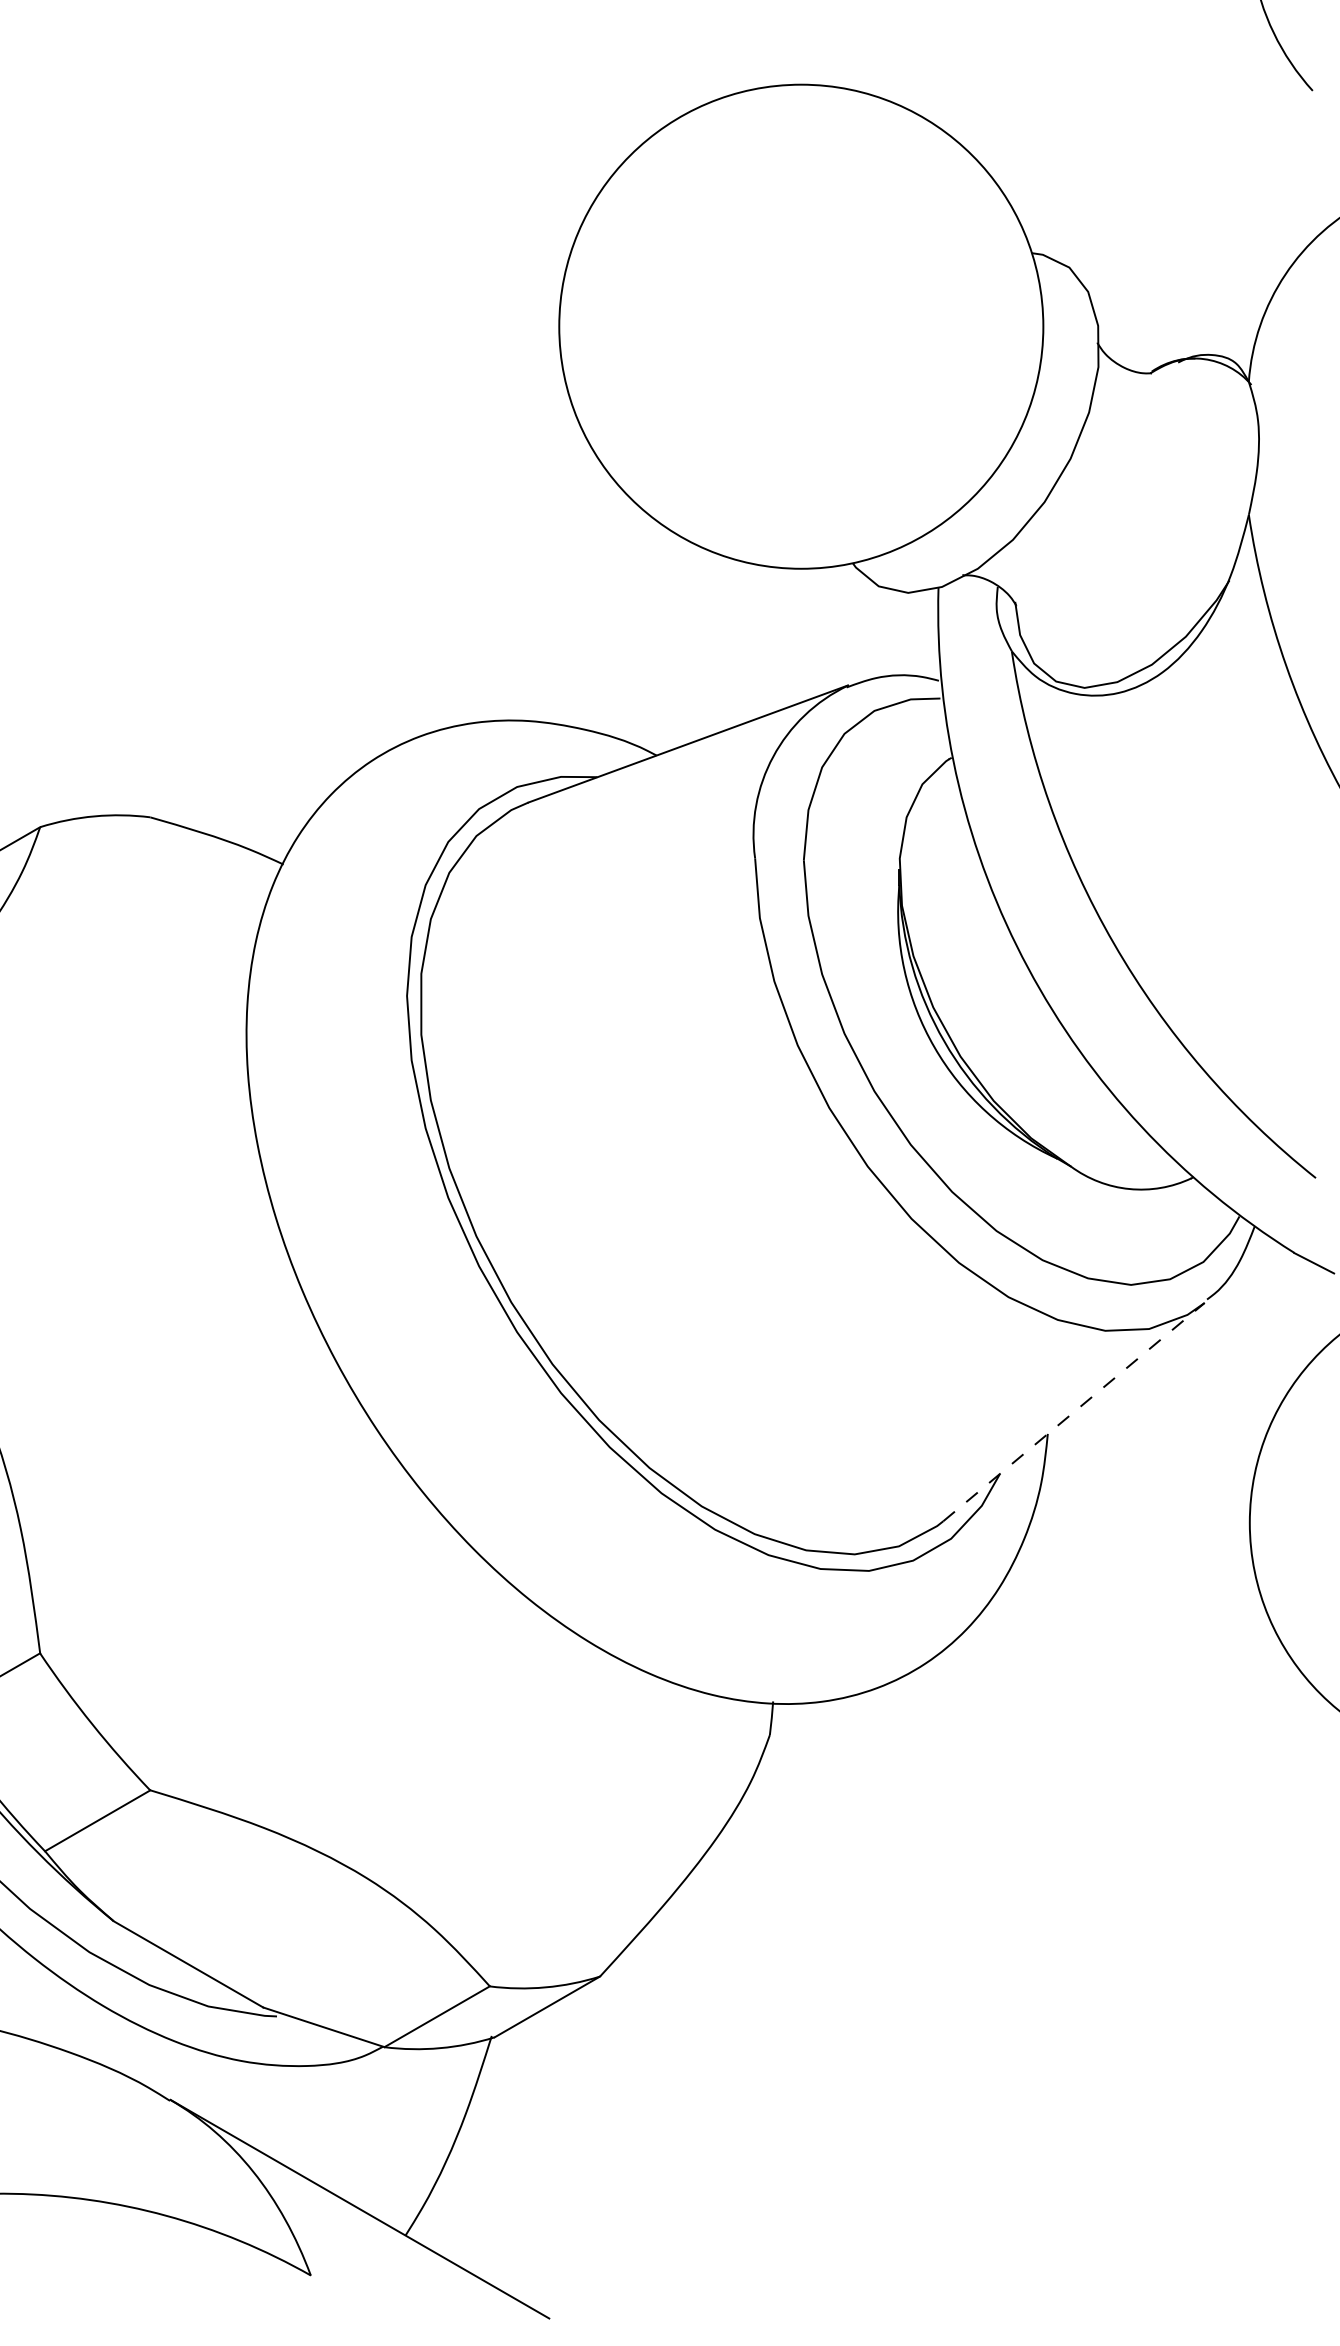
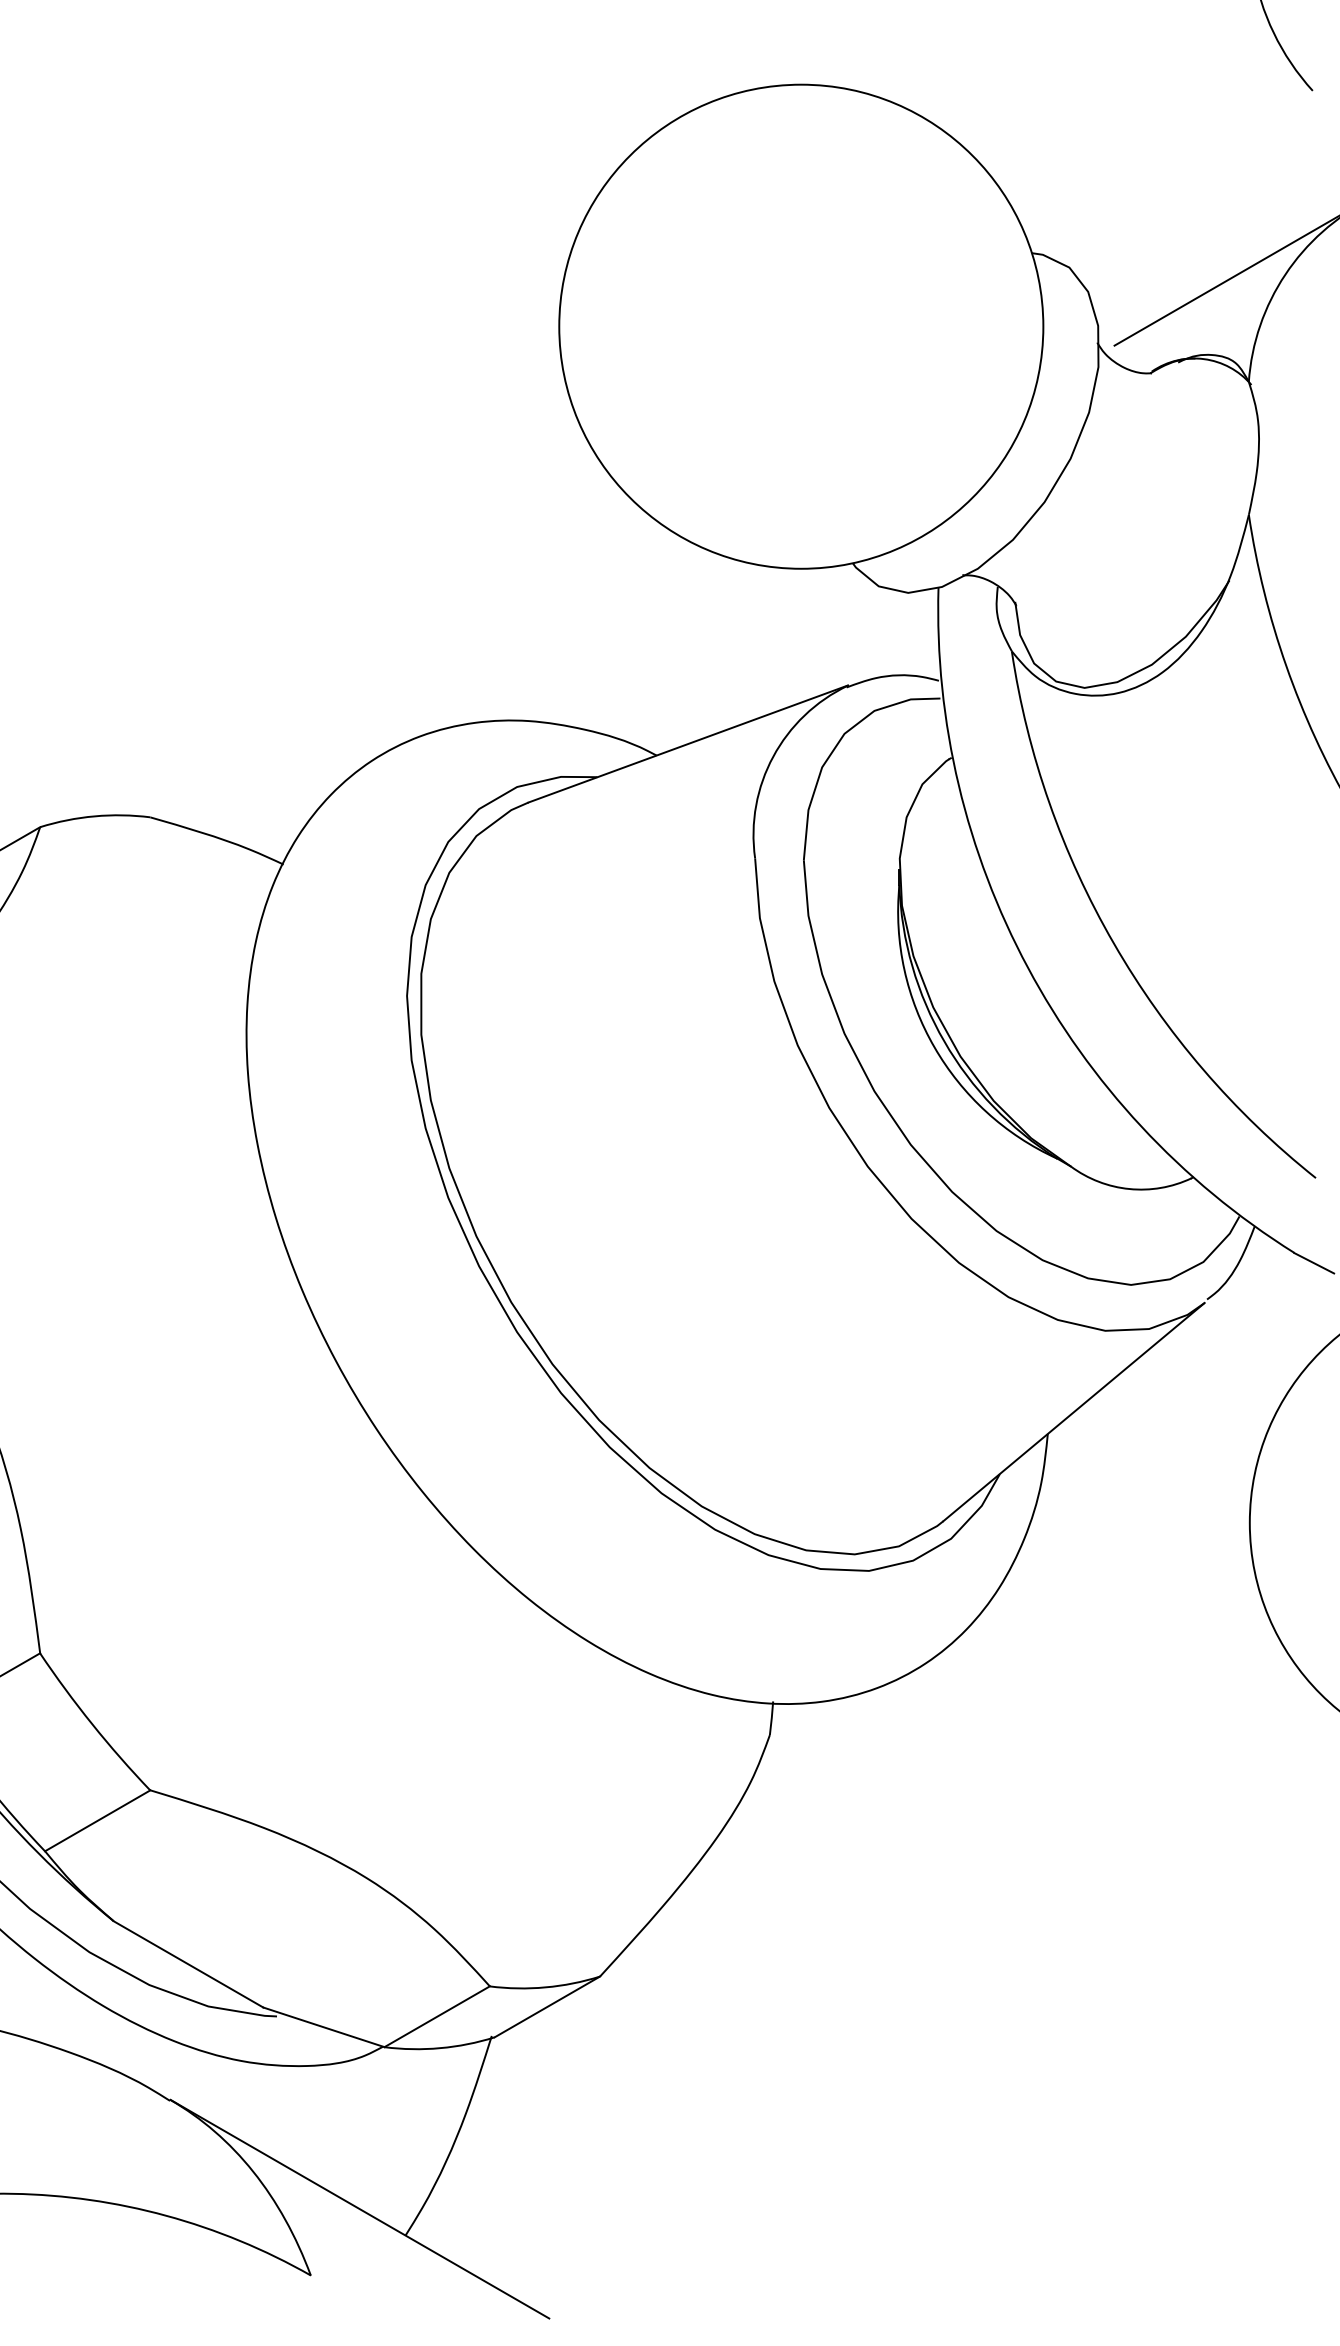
line: none -> present (1225, 281)
line: dashed -> solid (1074, 1411)
